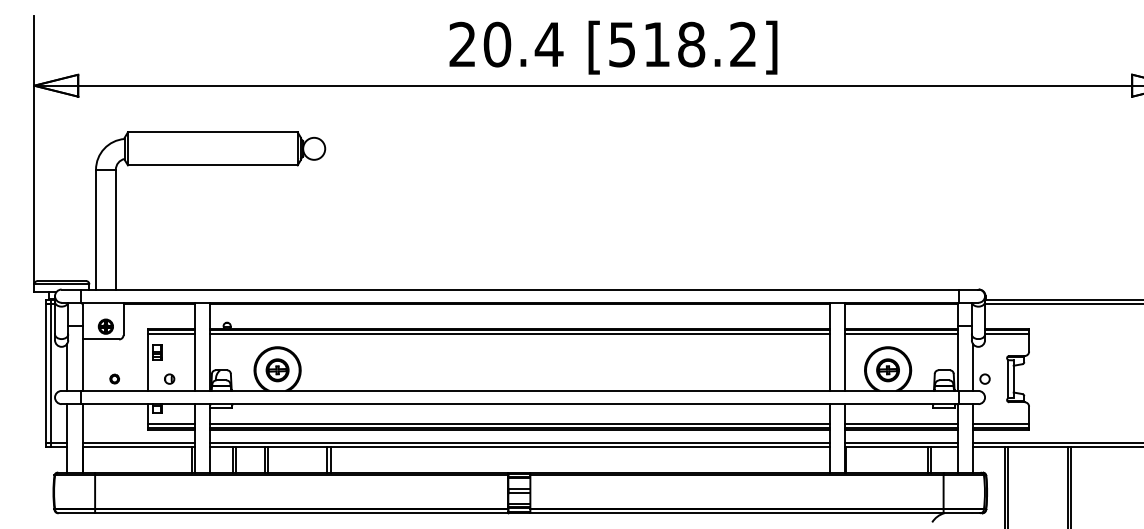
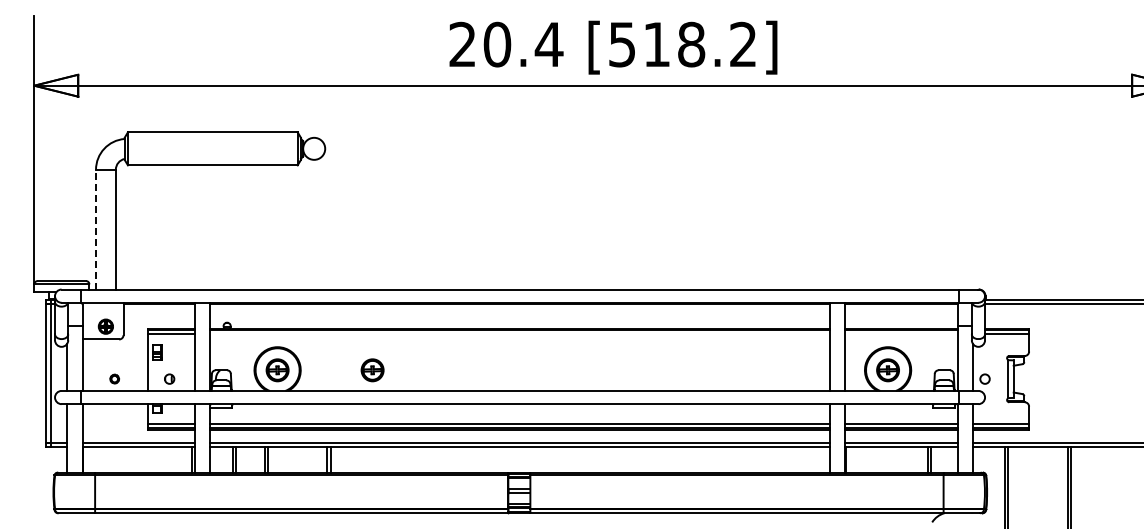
line: solid -> dashed (96, 229)
line: present -> none (519, 333)
line: present -> none (901, 333)
part: none -> present (372, 370)
